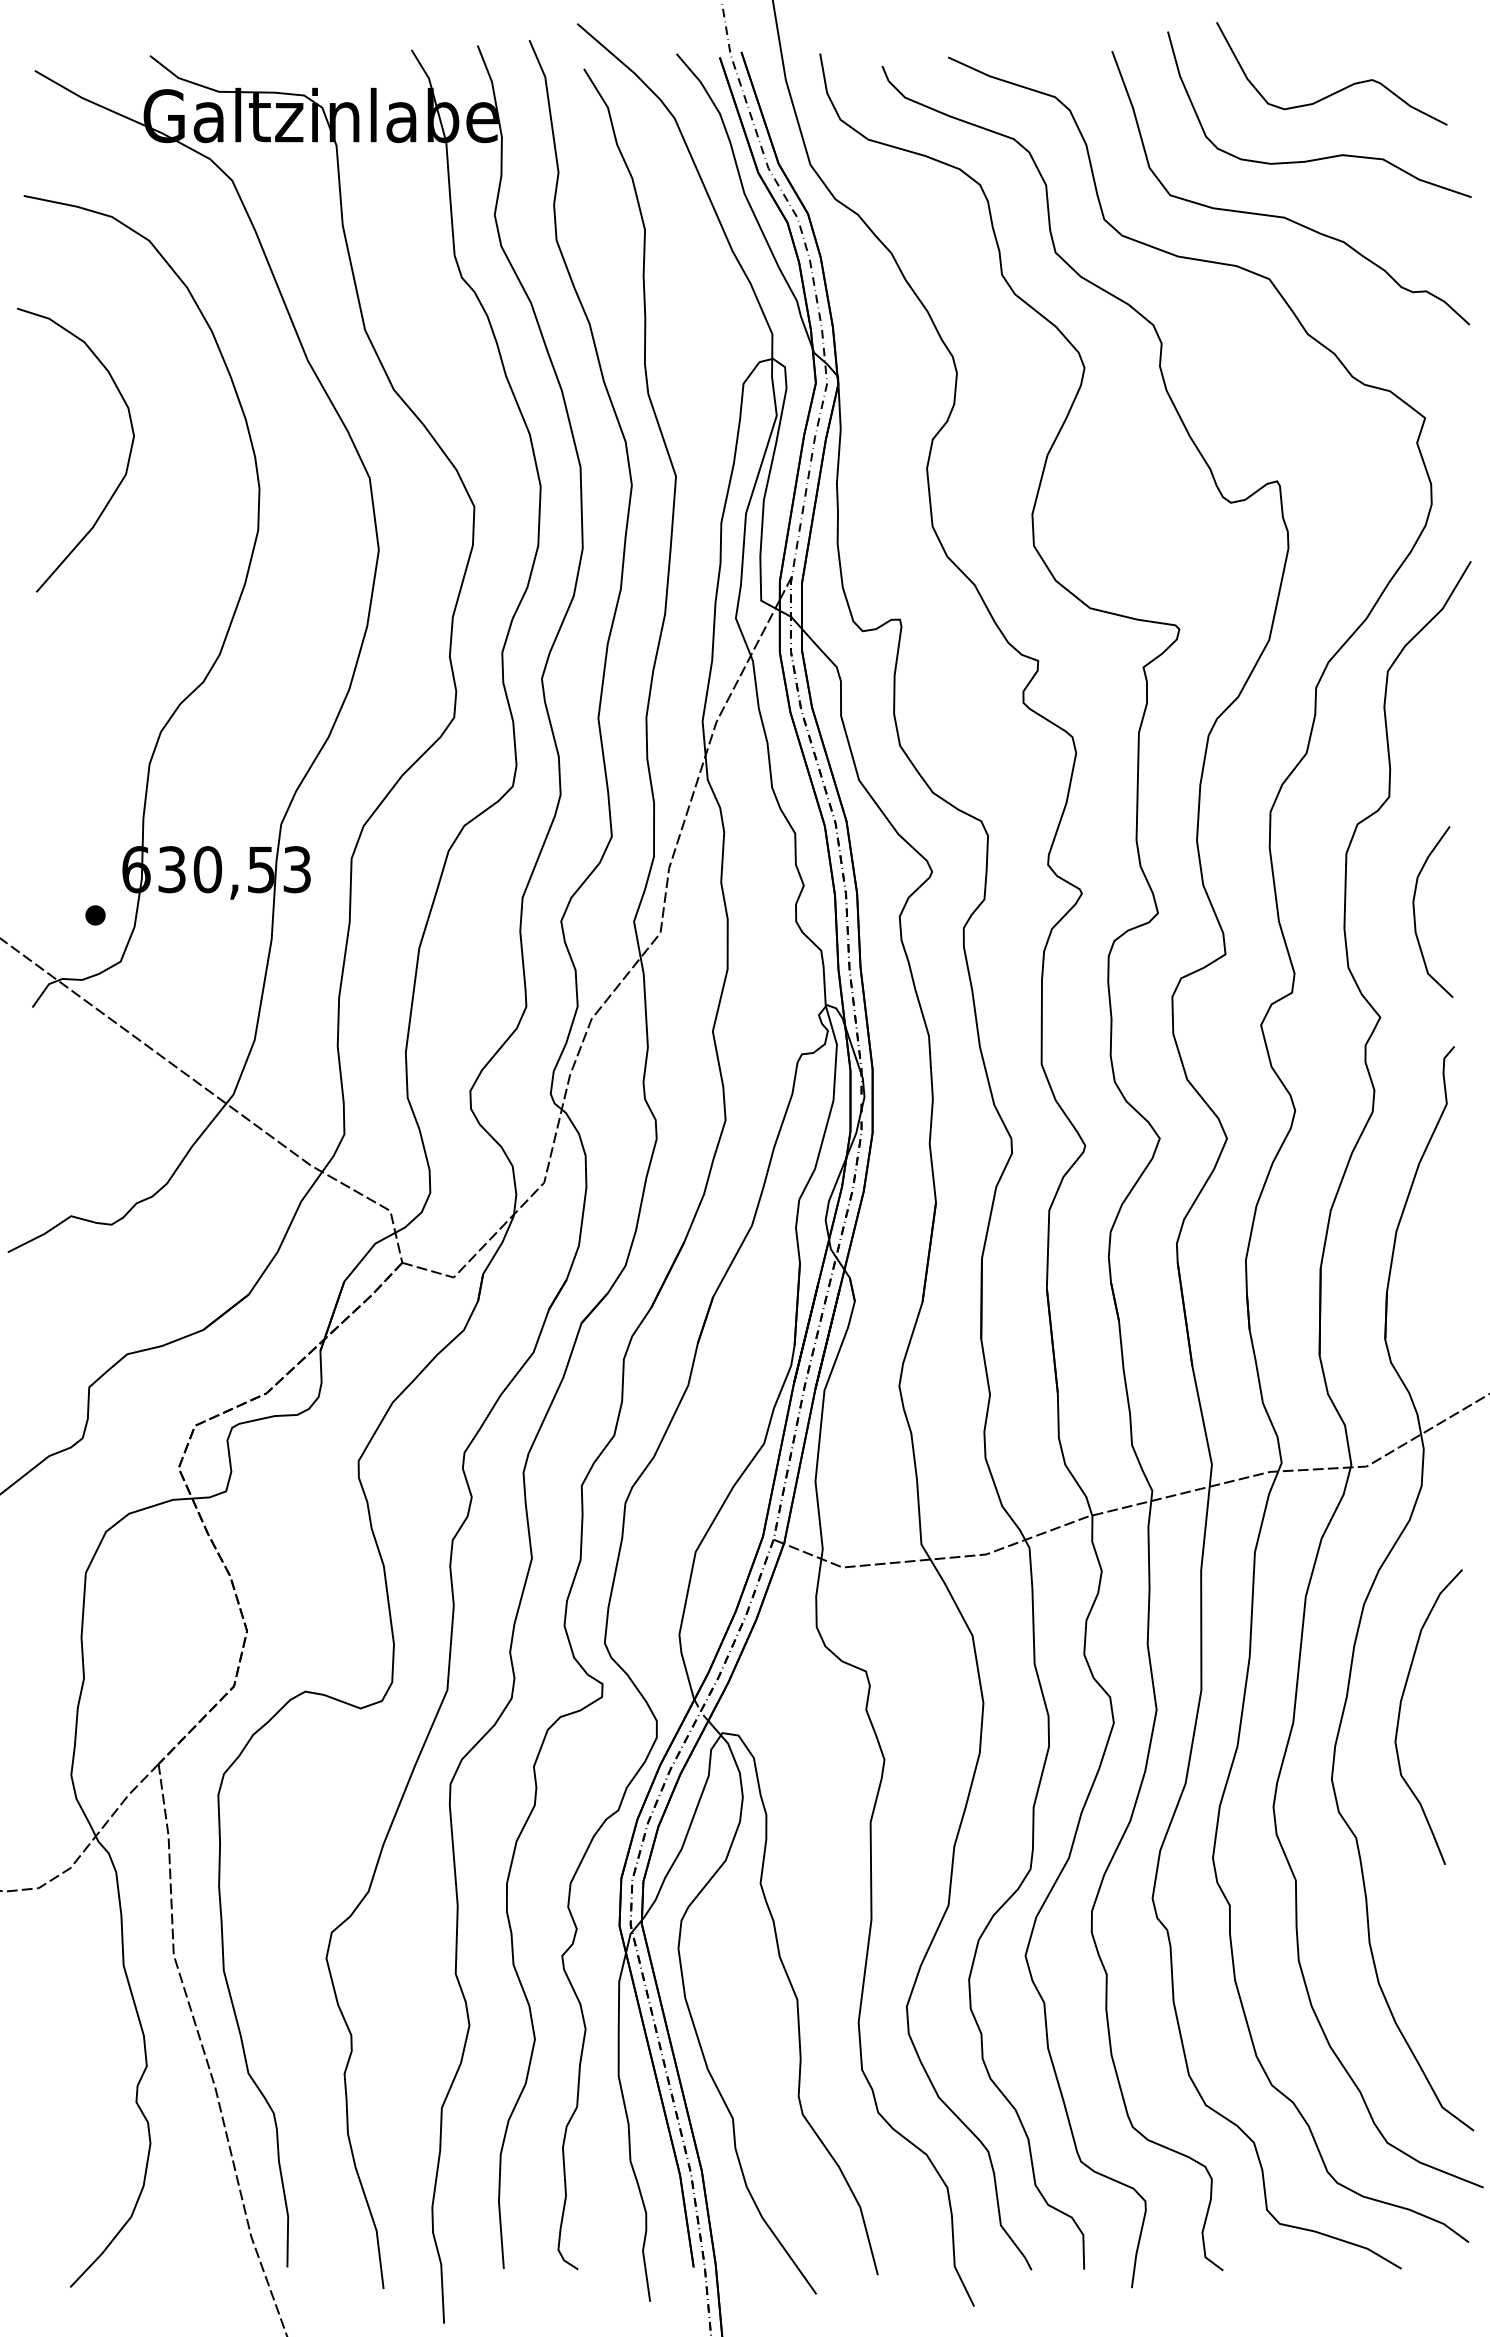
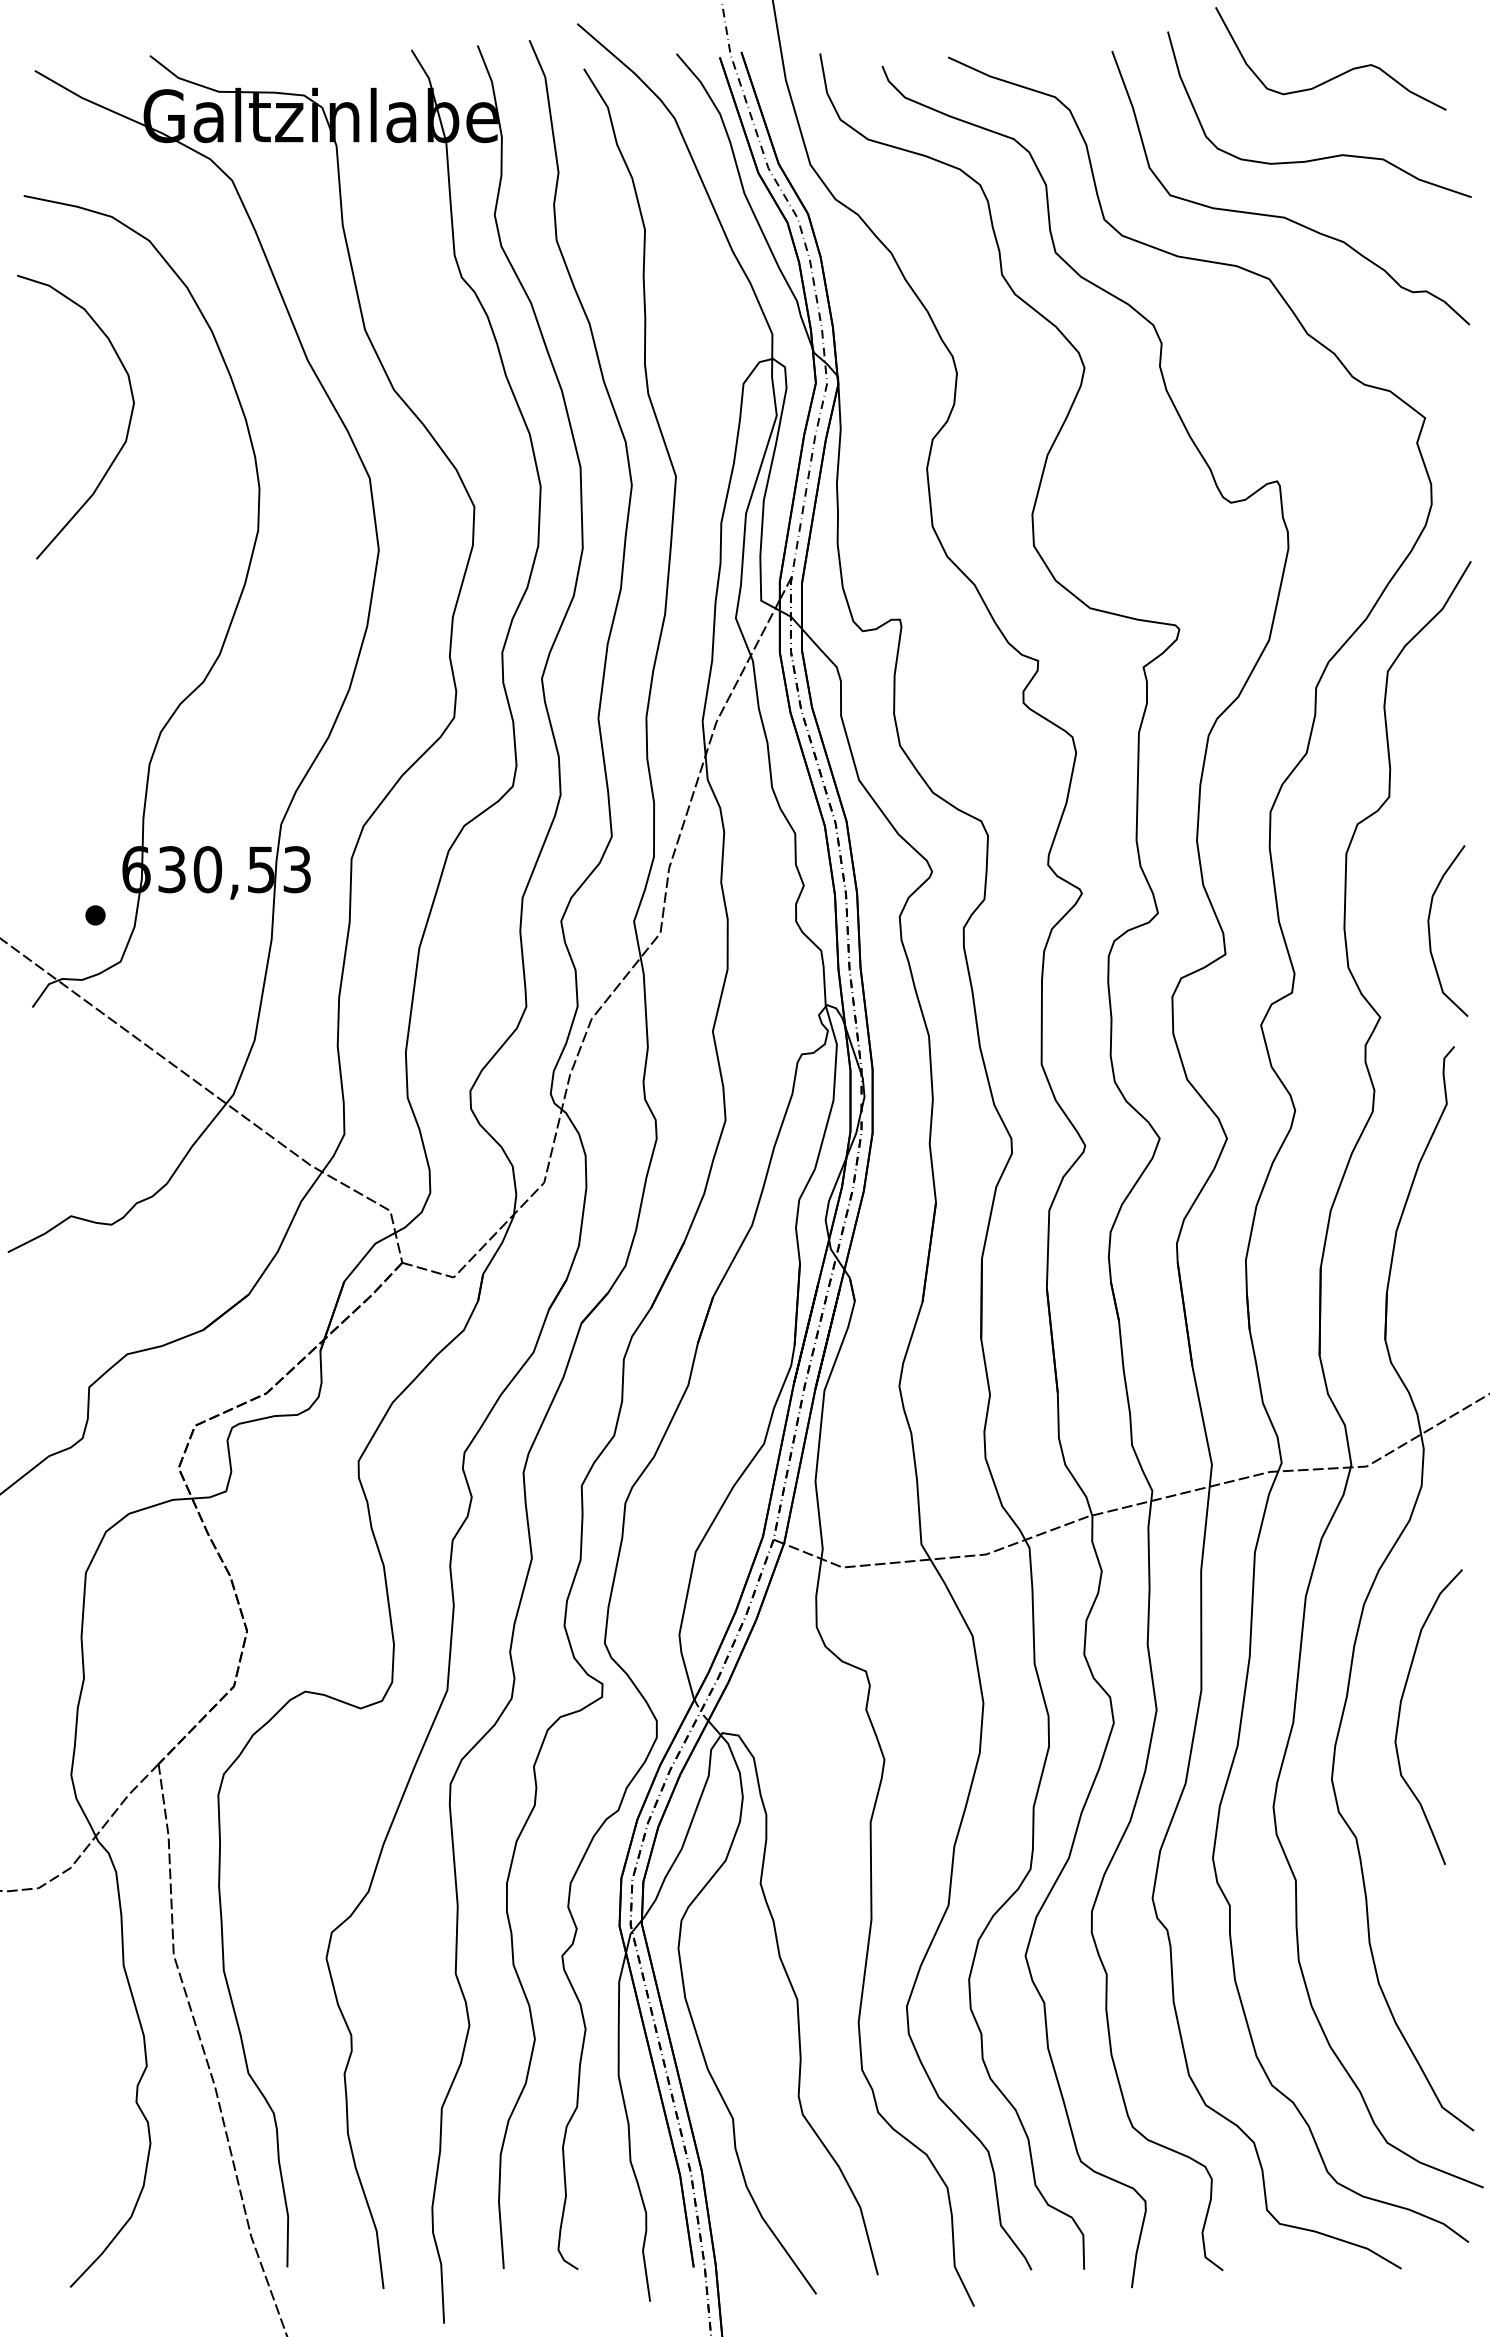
curve position: (1340, 89) -> (1339, 74) (1339, 74)
curve position: (127, 461) -> (127, 428) (127, 428)
curve position: (1415, 913) -> (1430, 932) (1430, 932)
